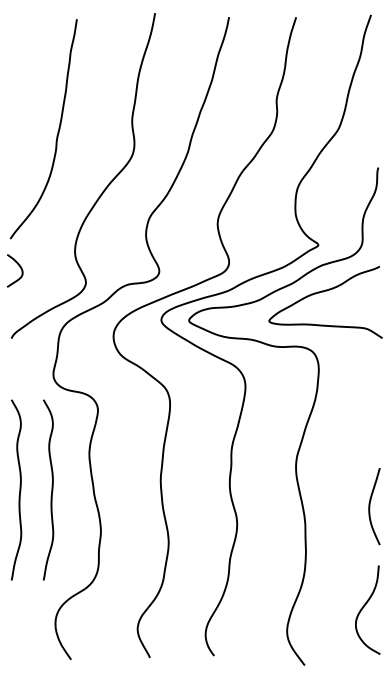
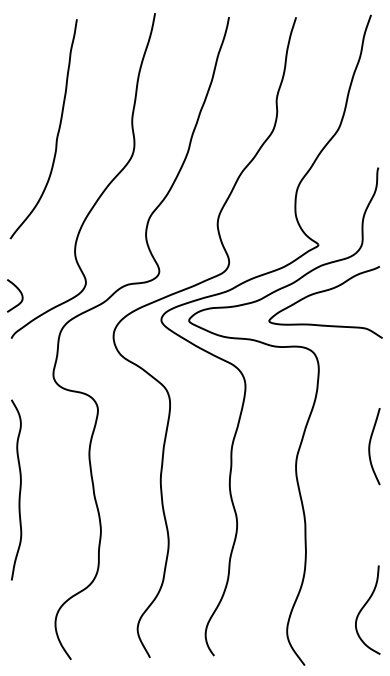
curve position: (19, 267) -> (19, 292) (19, 292)
curve: present -> none (51, 489)
curve position: (370, 506) -> (370, 446) (370, 446)
